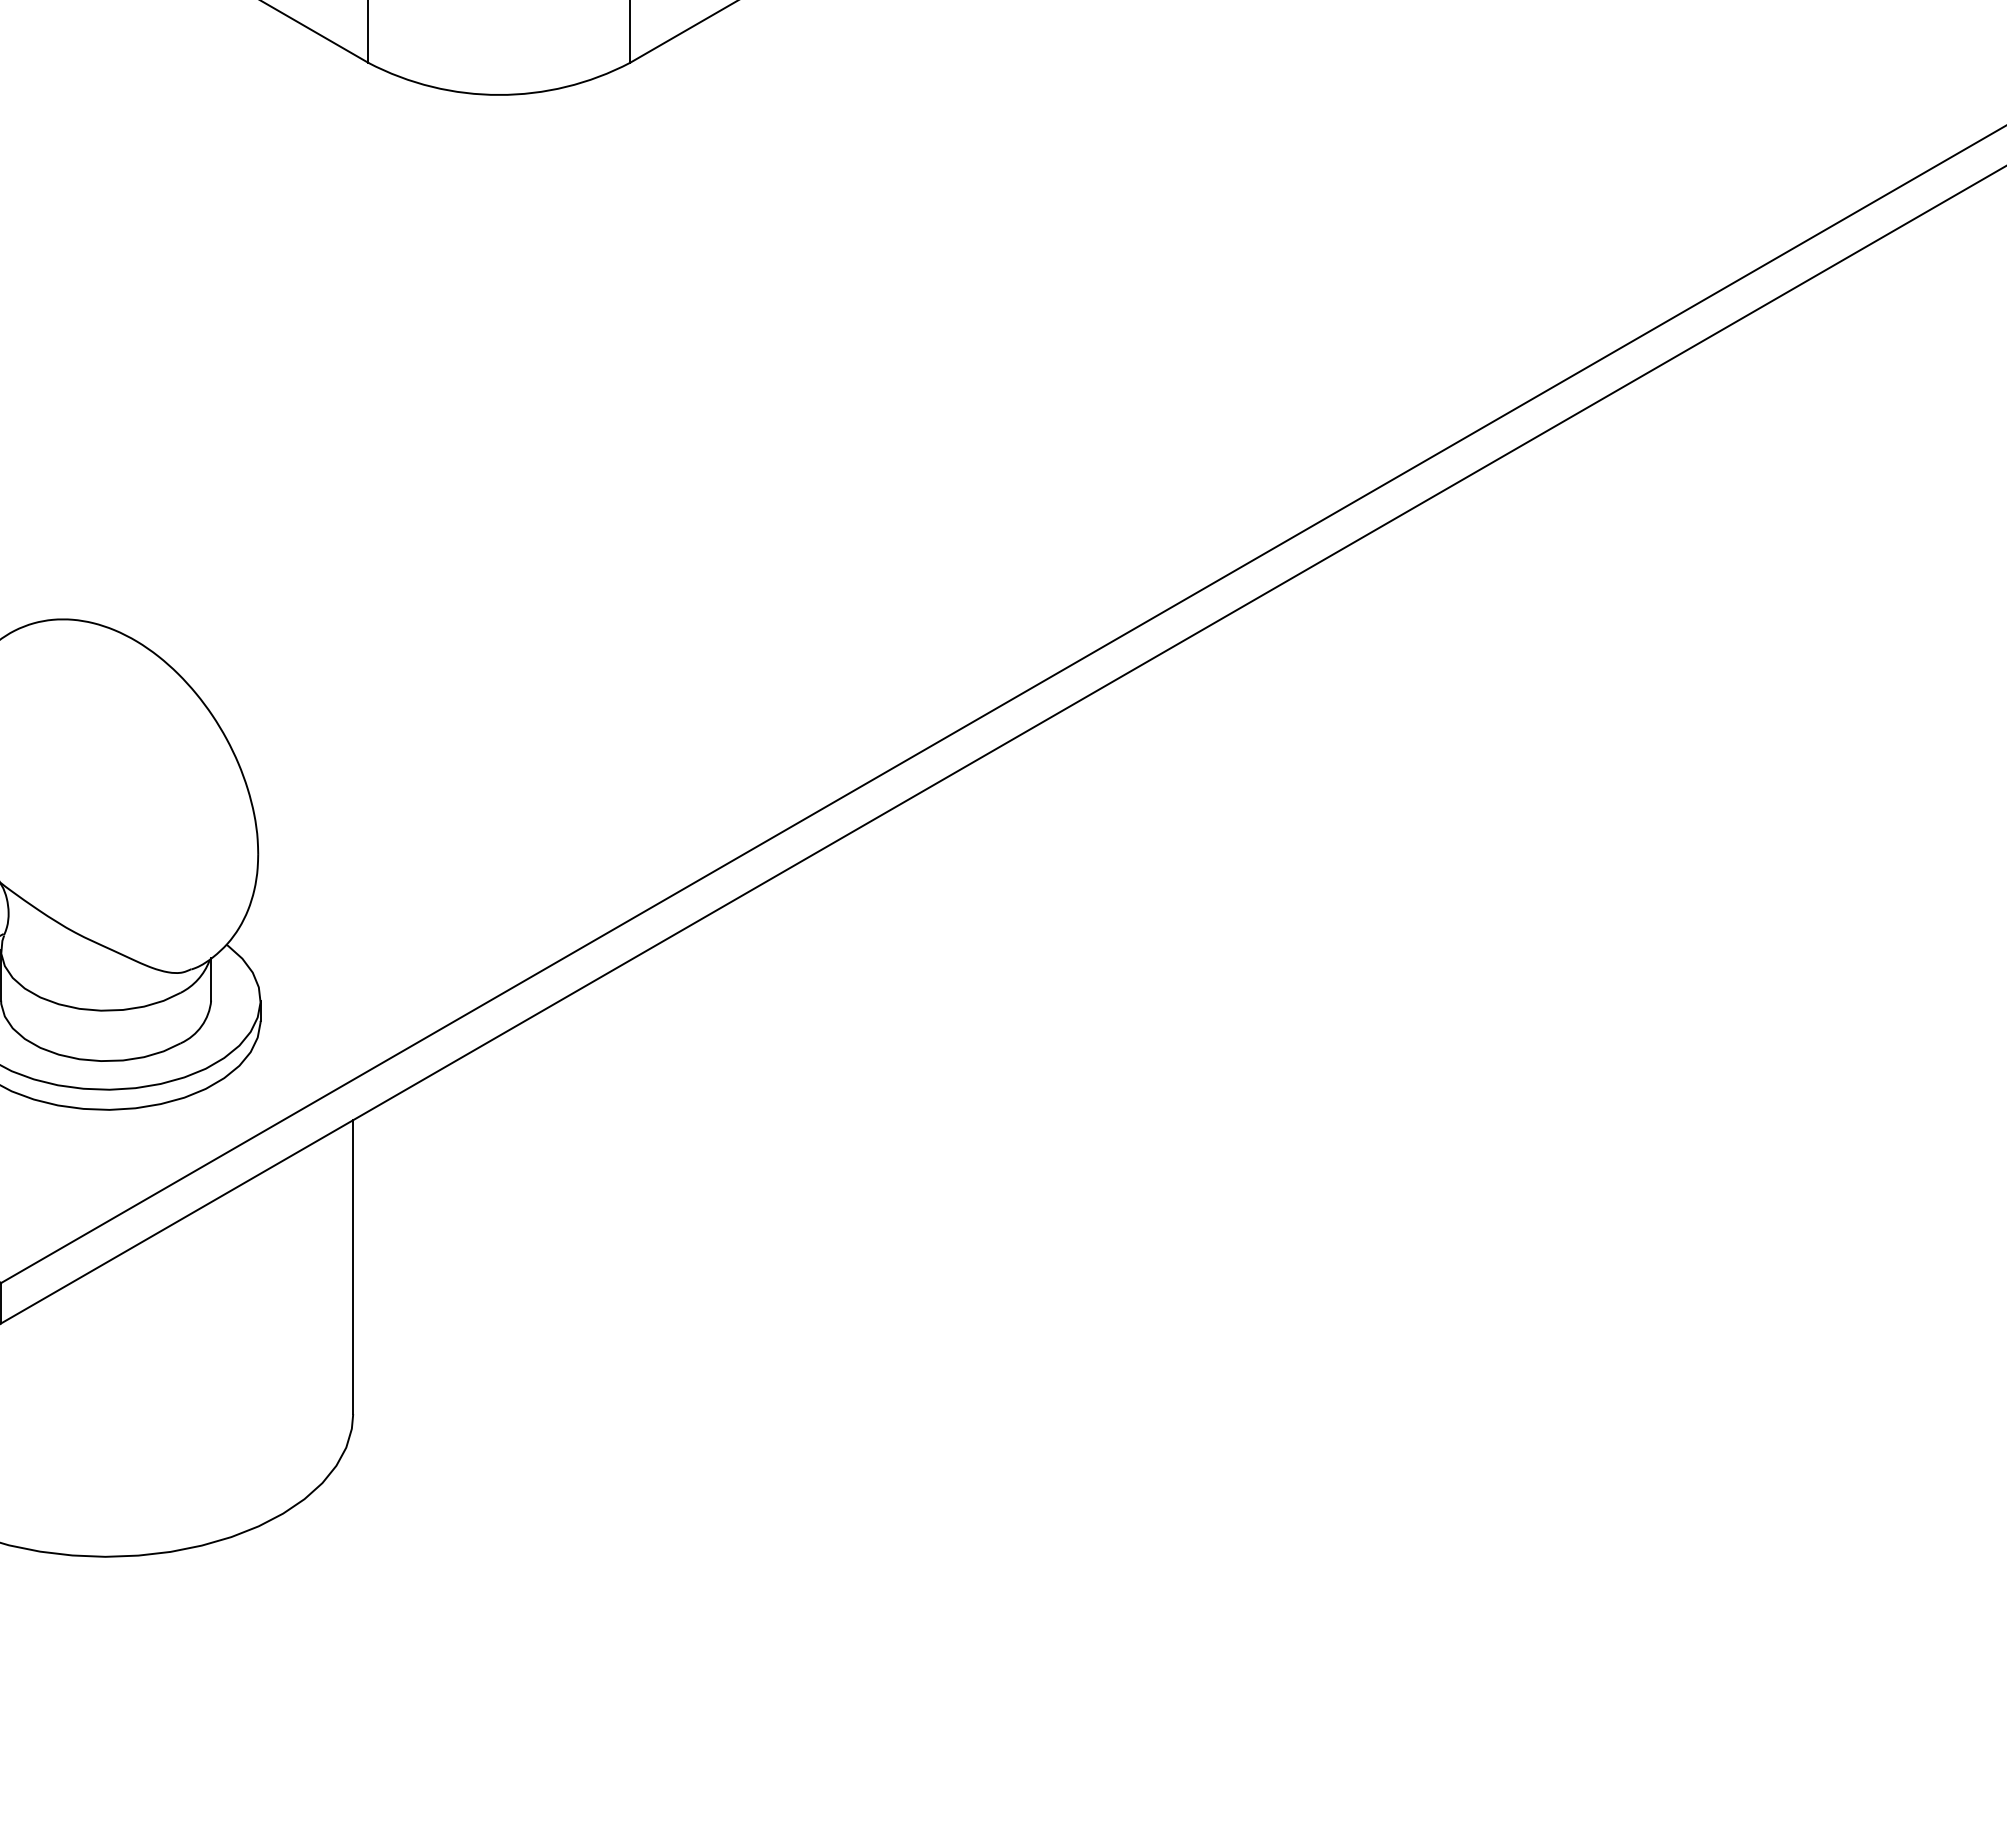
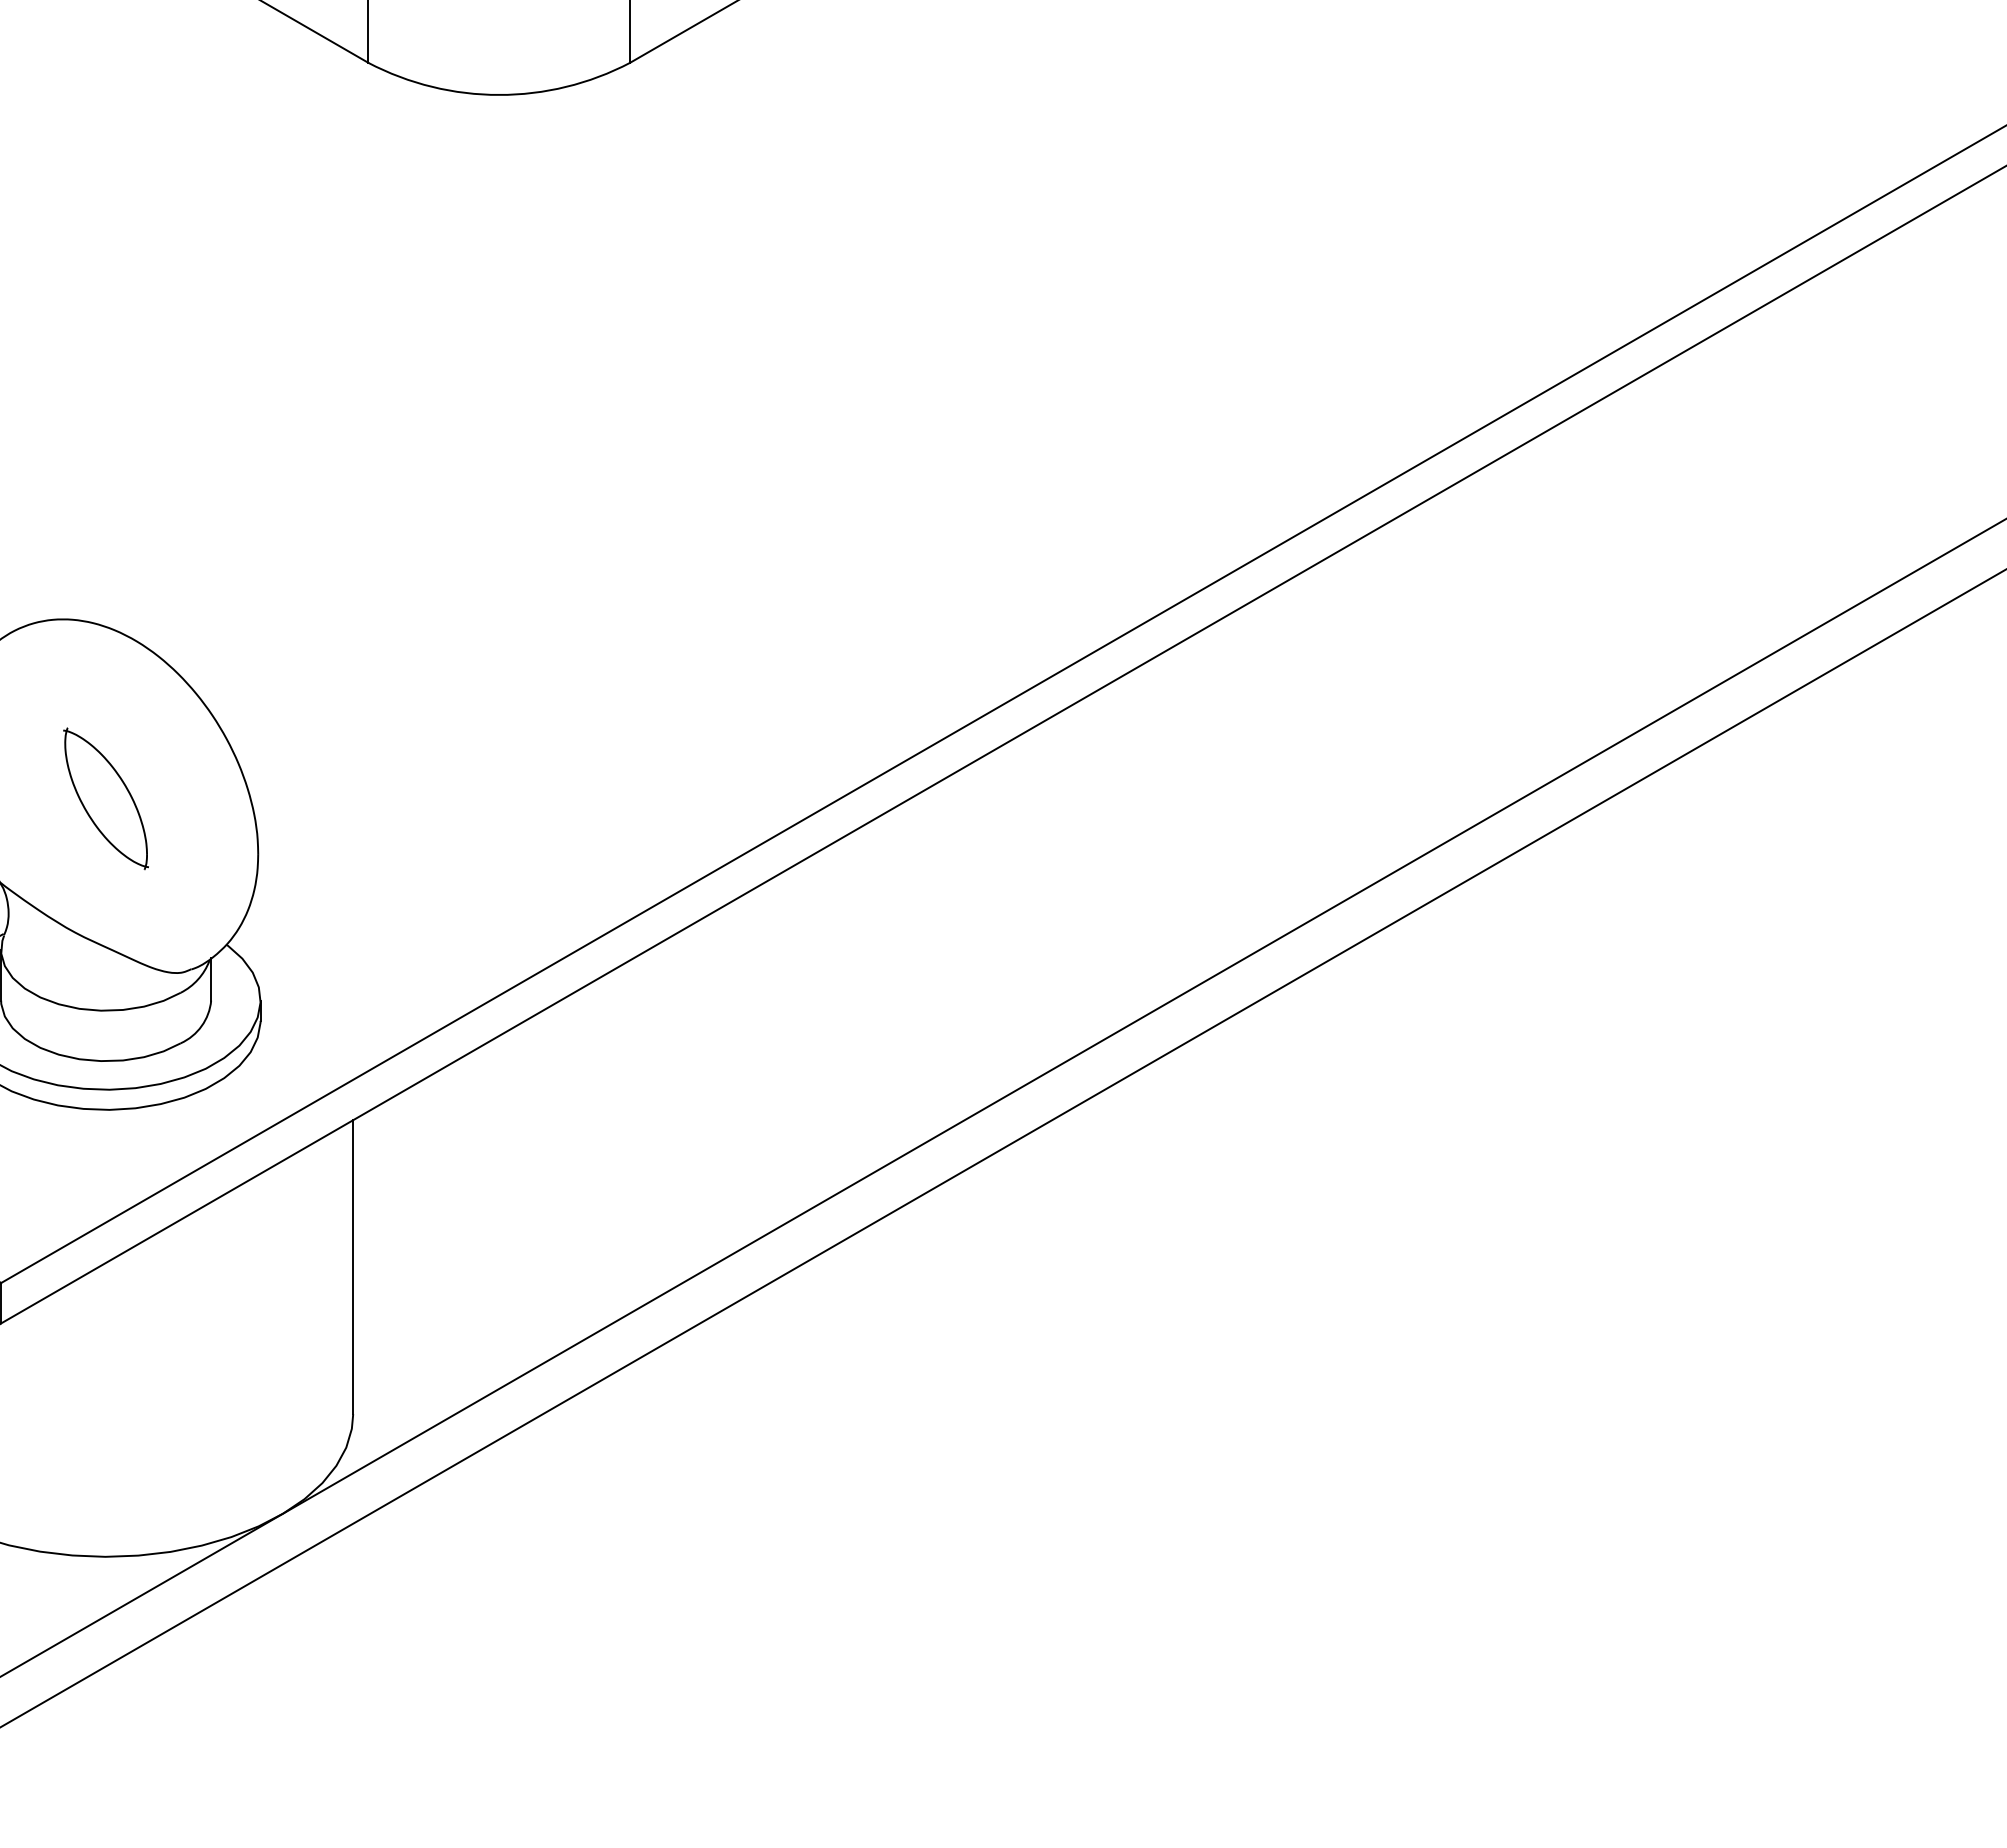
part: none -> present (105, 798)
line: none -> present (1002, 1097)
line: none -> present (1002, 1148)
